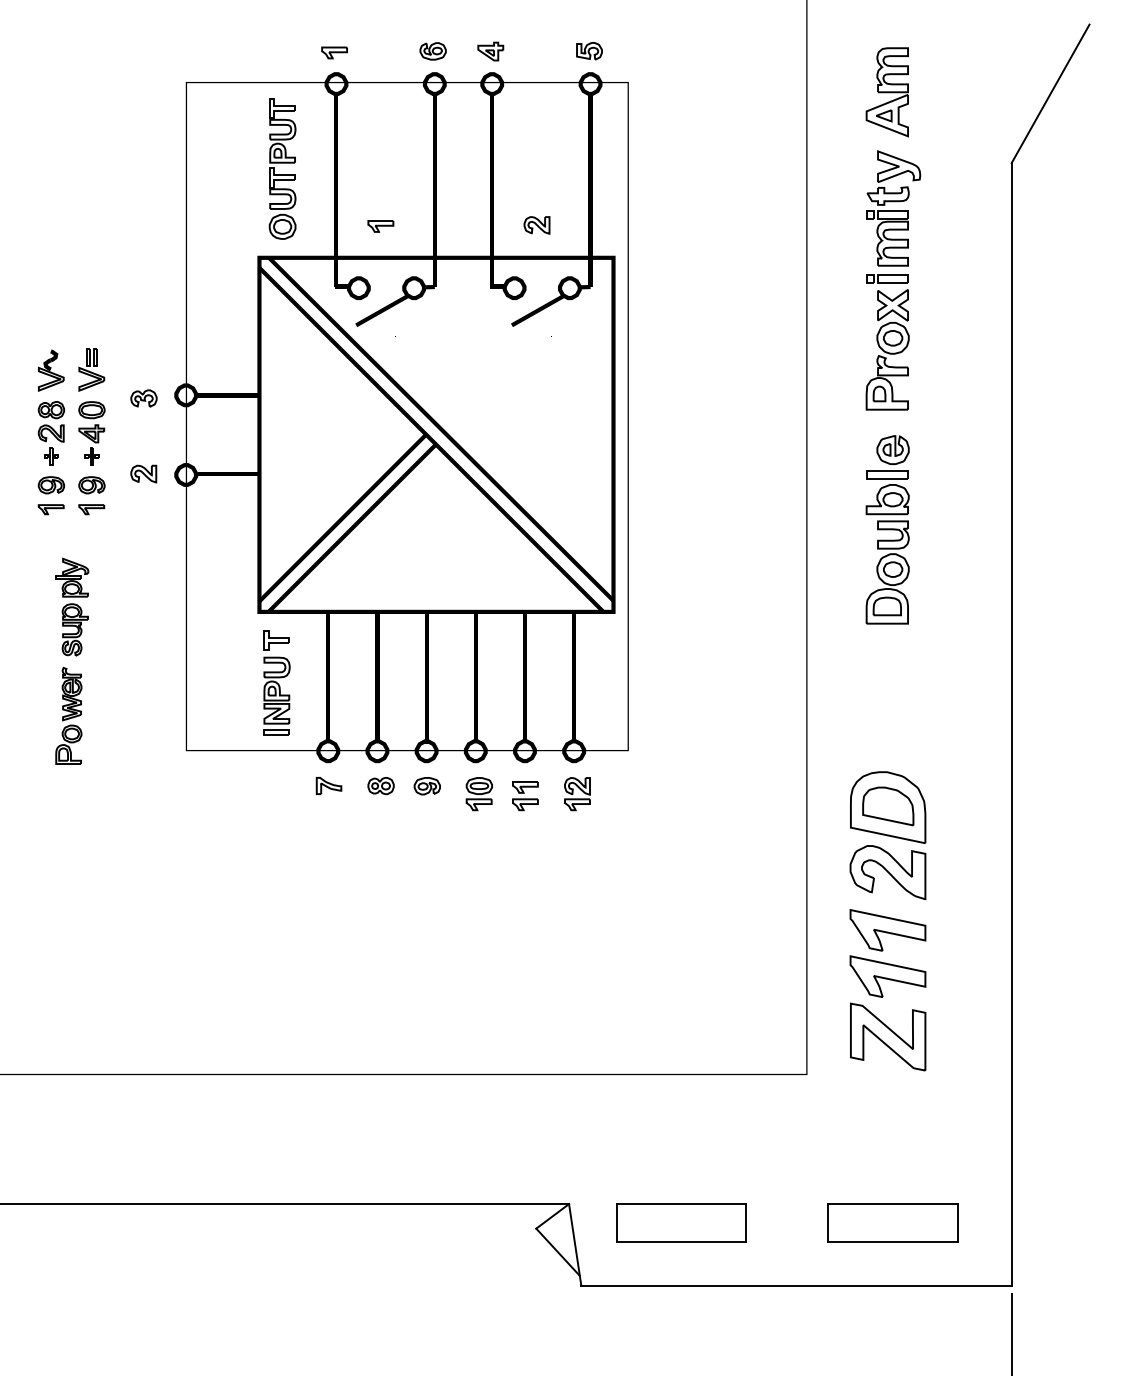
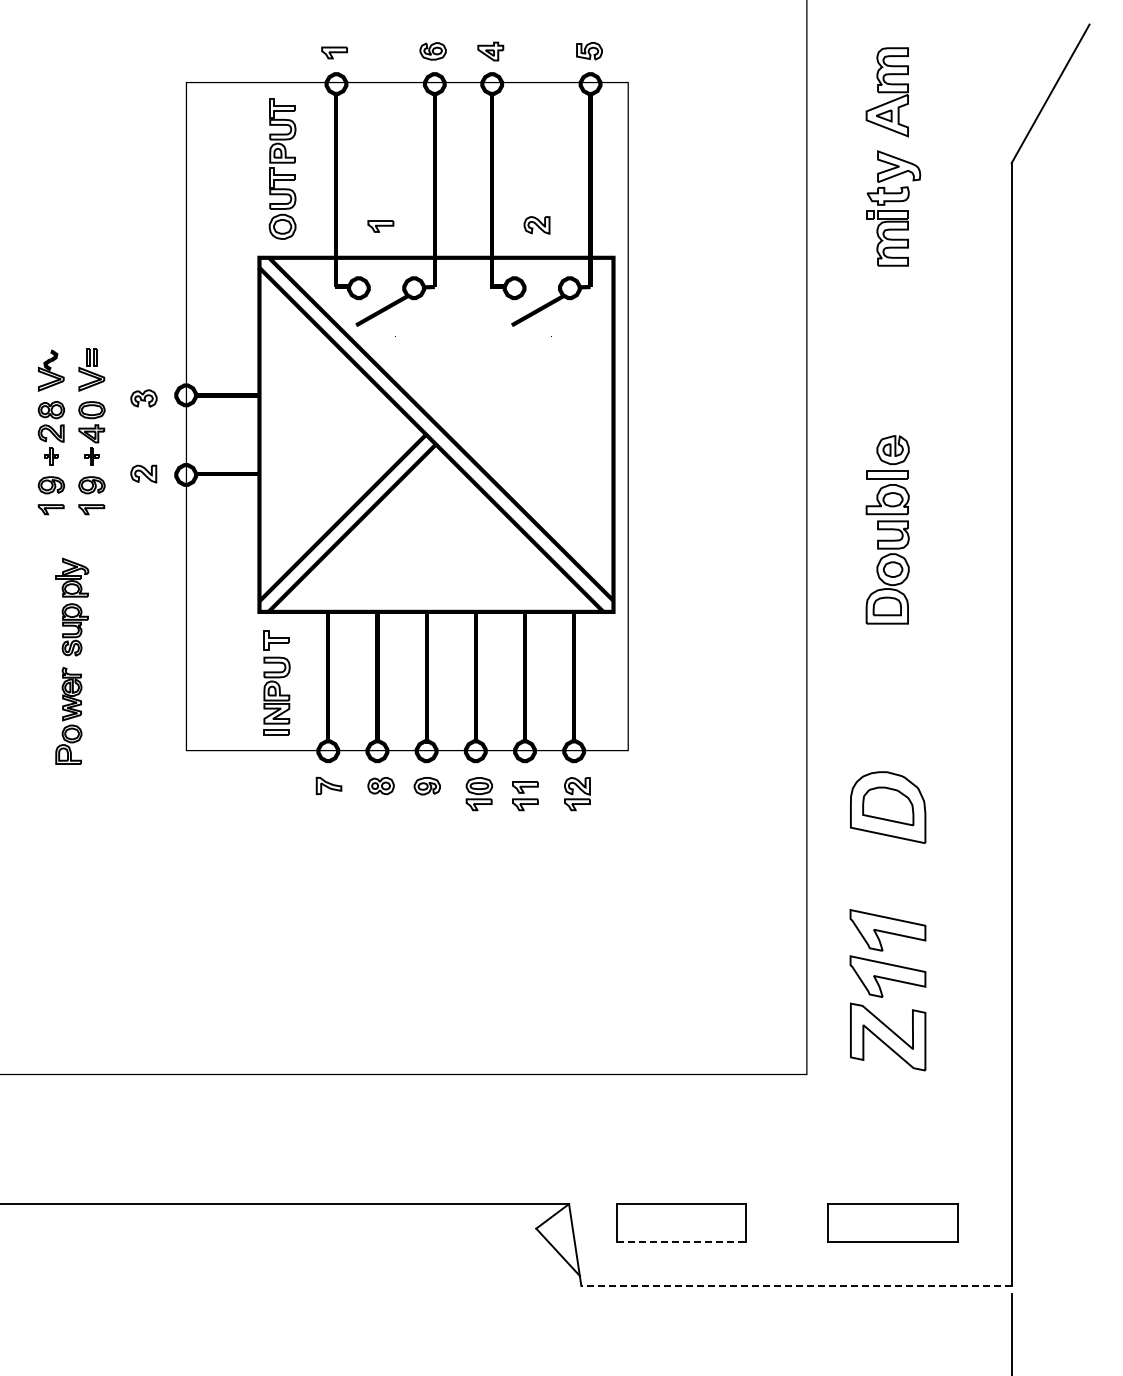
part: present -> none (887, 342)
part: present -> none (887, 872)
line: solid -> dashed (681, 1241)
line: solid -> dashed (796, 1286)
